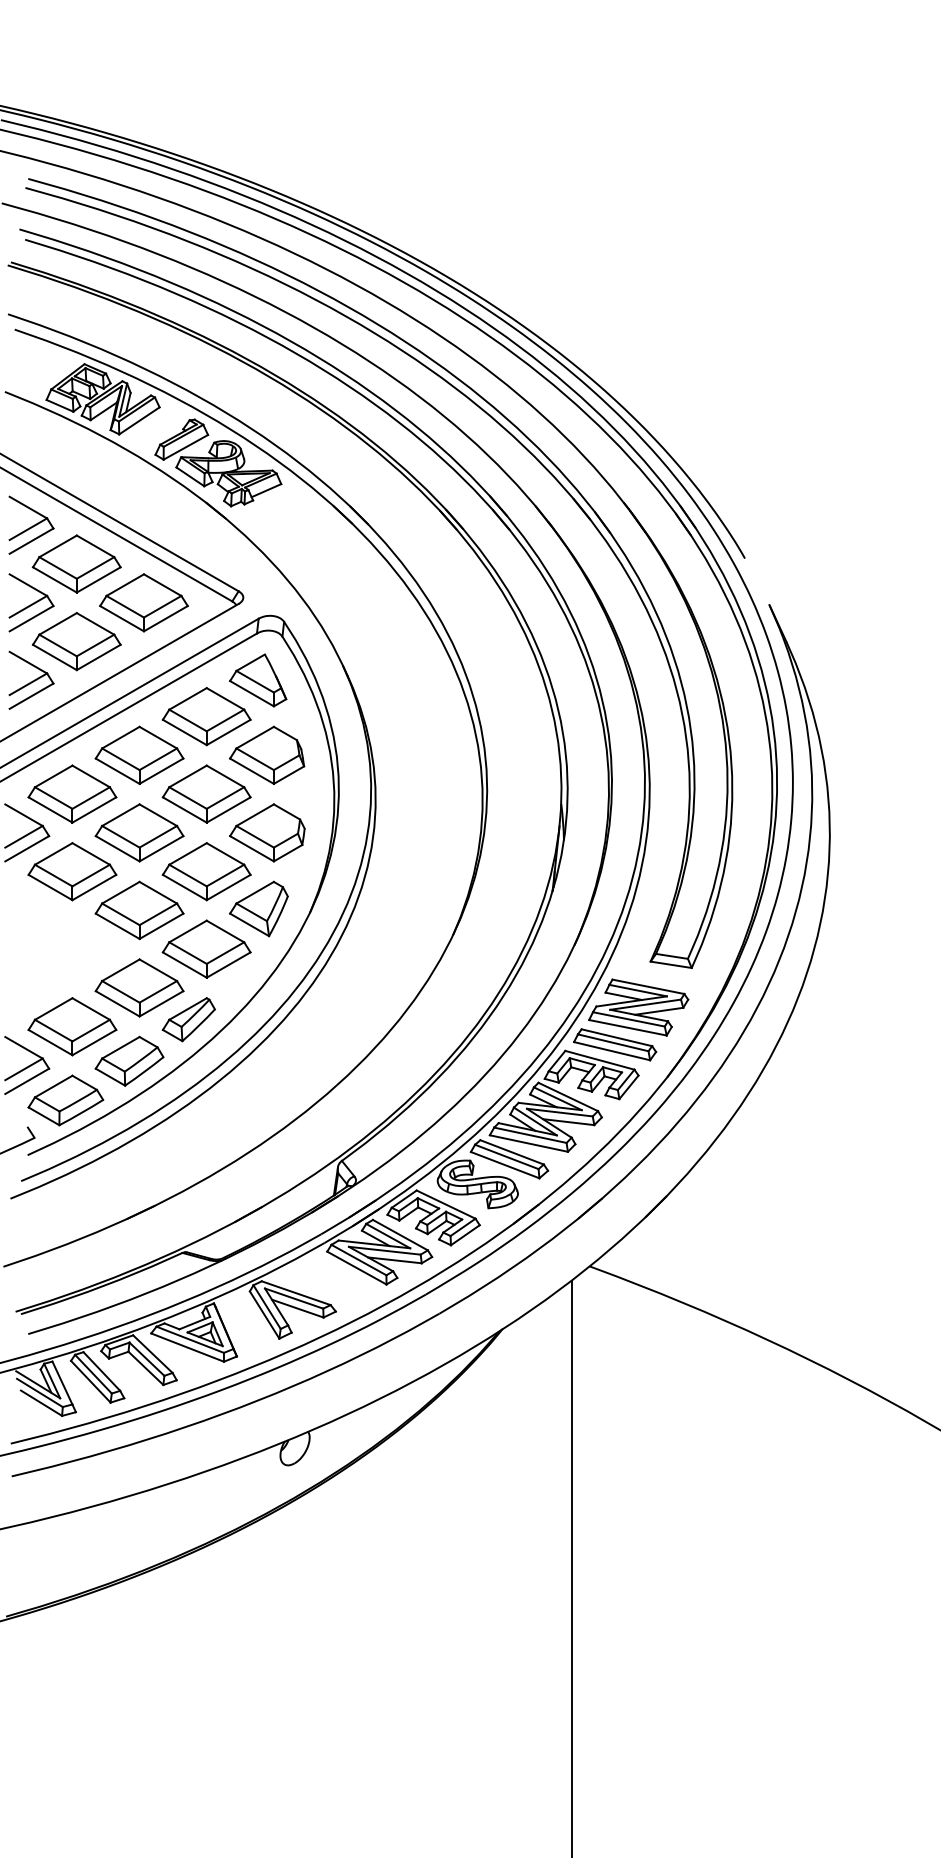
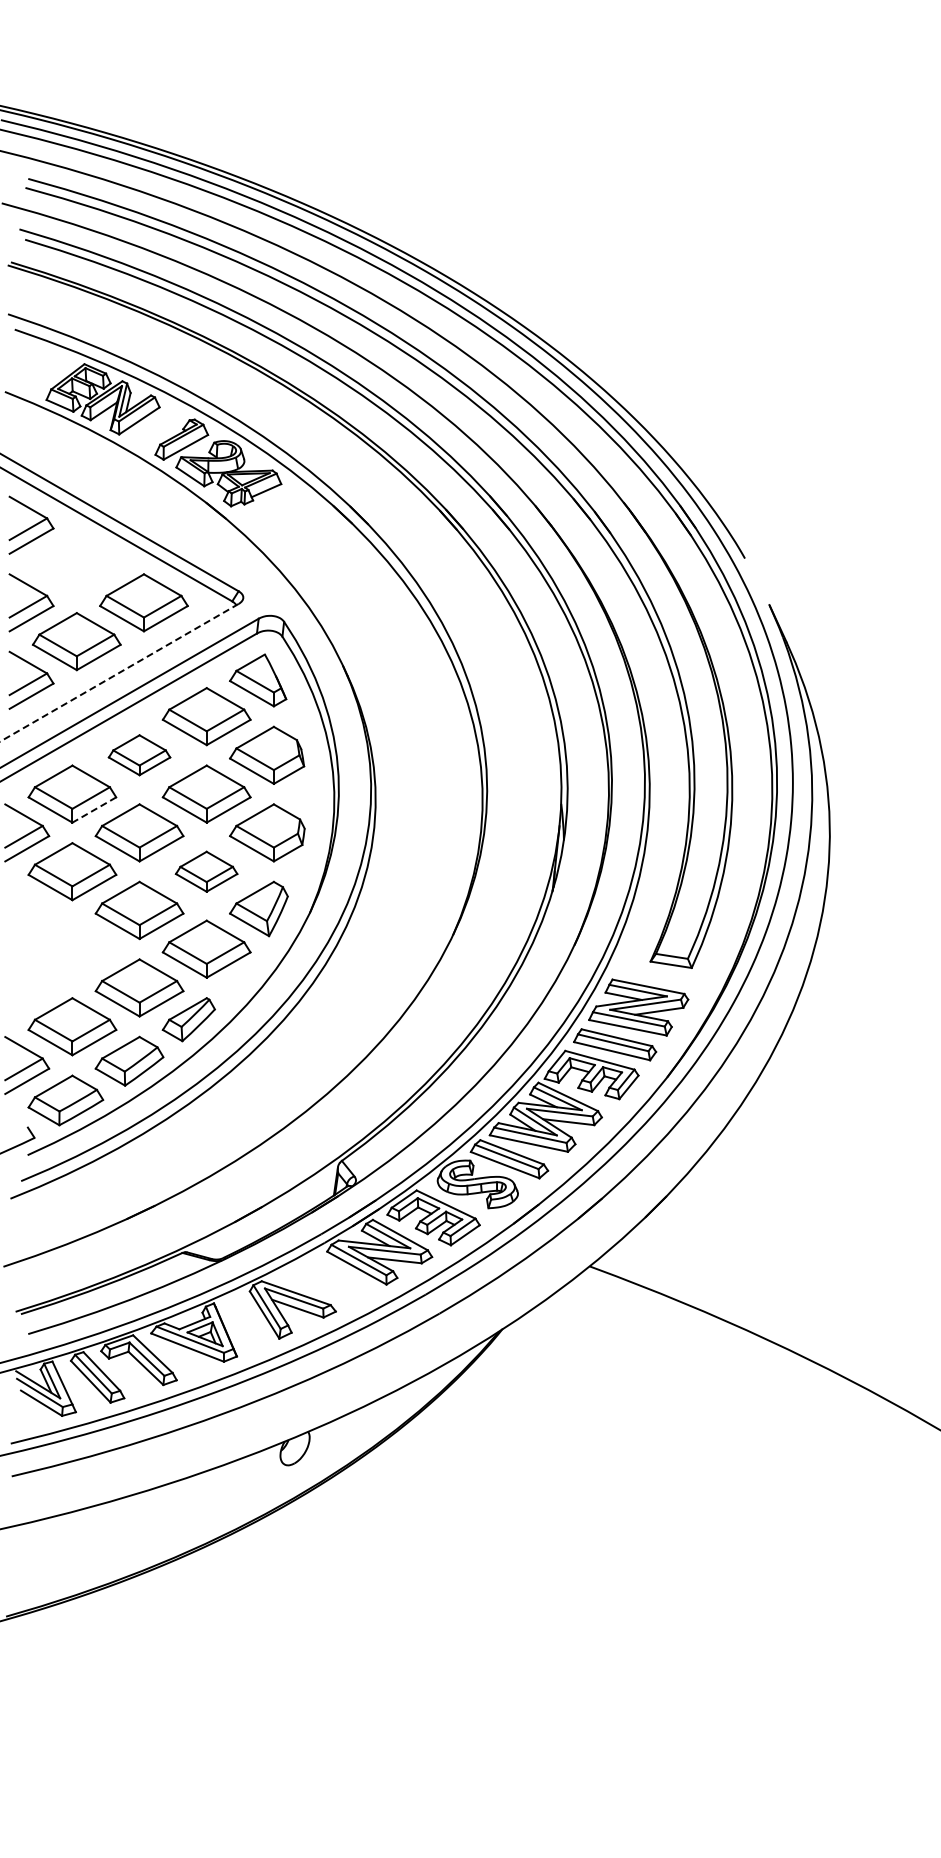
part: present -> none (76, 563)
line: solid -> dashed (119, 672)
part size: 91x60 px -> 65x43 px (139, 755)
line: solid -> dashed (93, 810)
part size: 91x60 px -> 65x43 px (206, 871)
line: present -> none (571, 1567)
